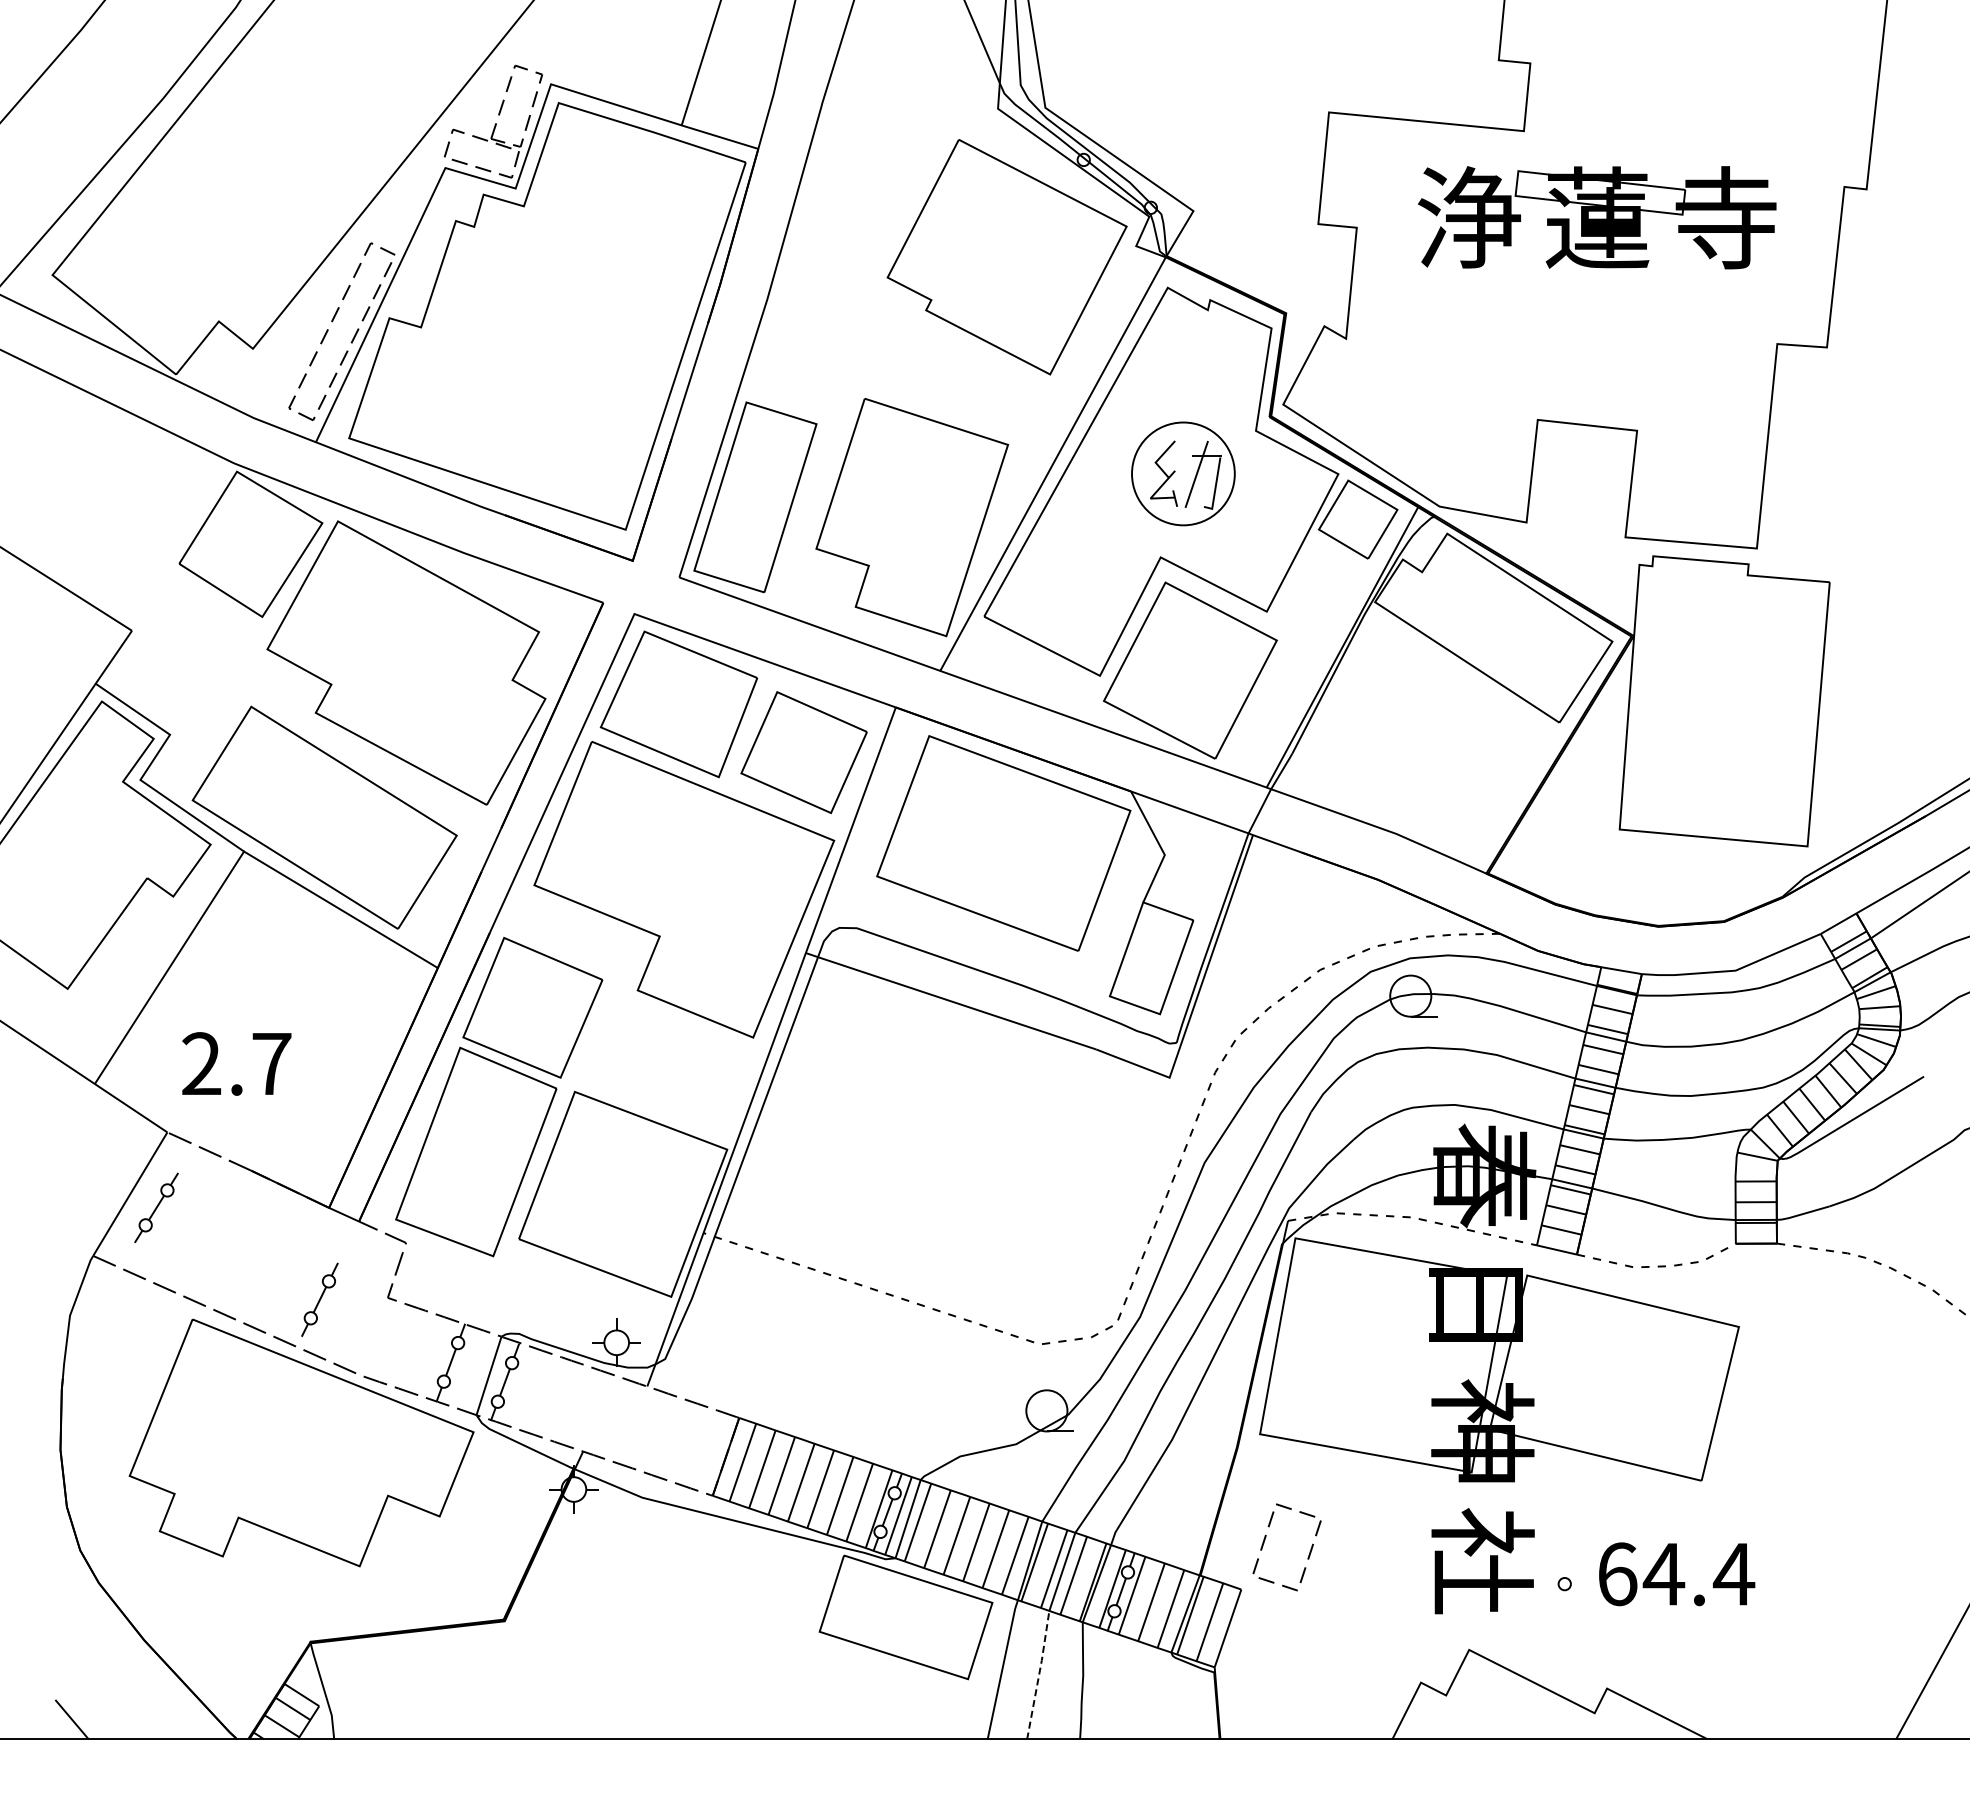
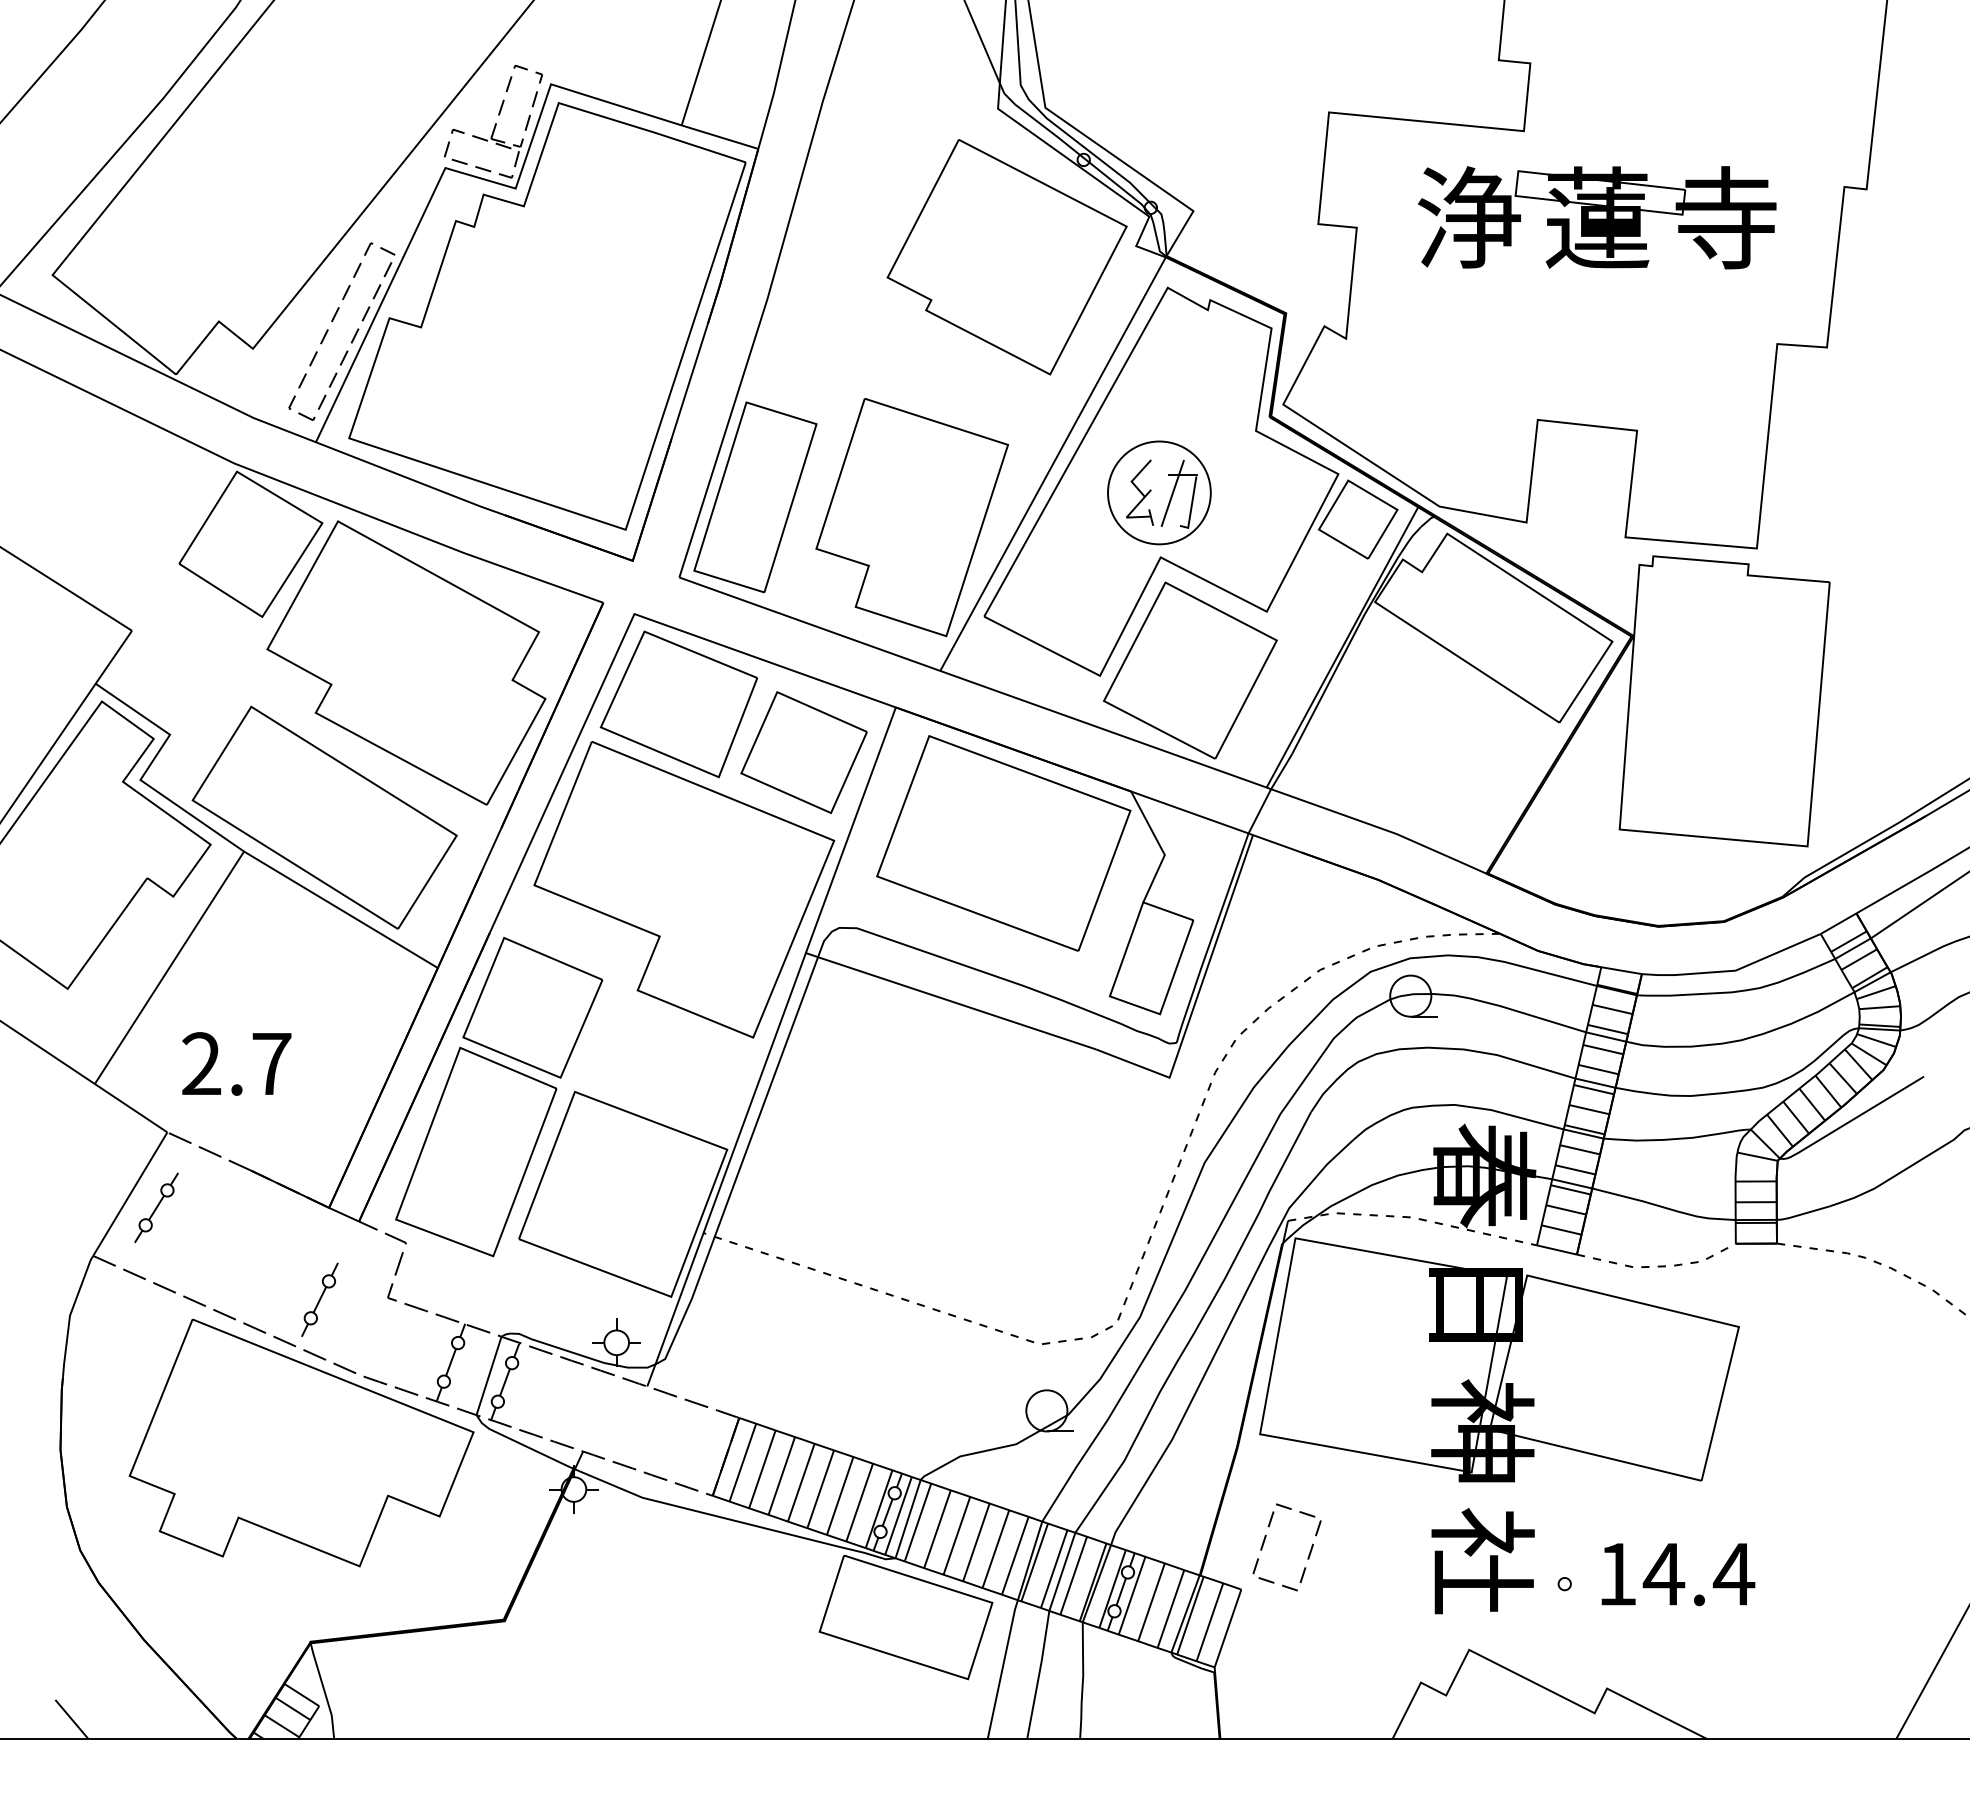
part position: (1183, 473) -> (1159, 492) (1159, 492)
text: 64.4 -> 14.4 (1618, 1574)
line: dashed -> solid (1039, 1674)
